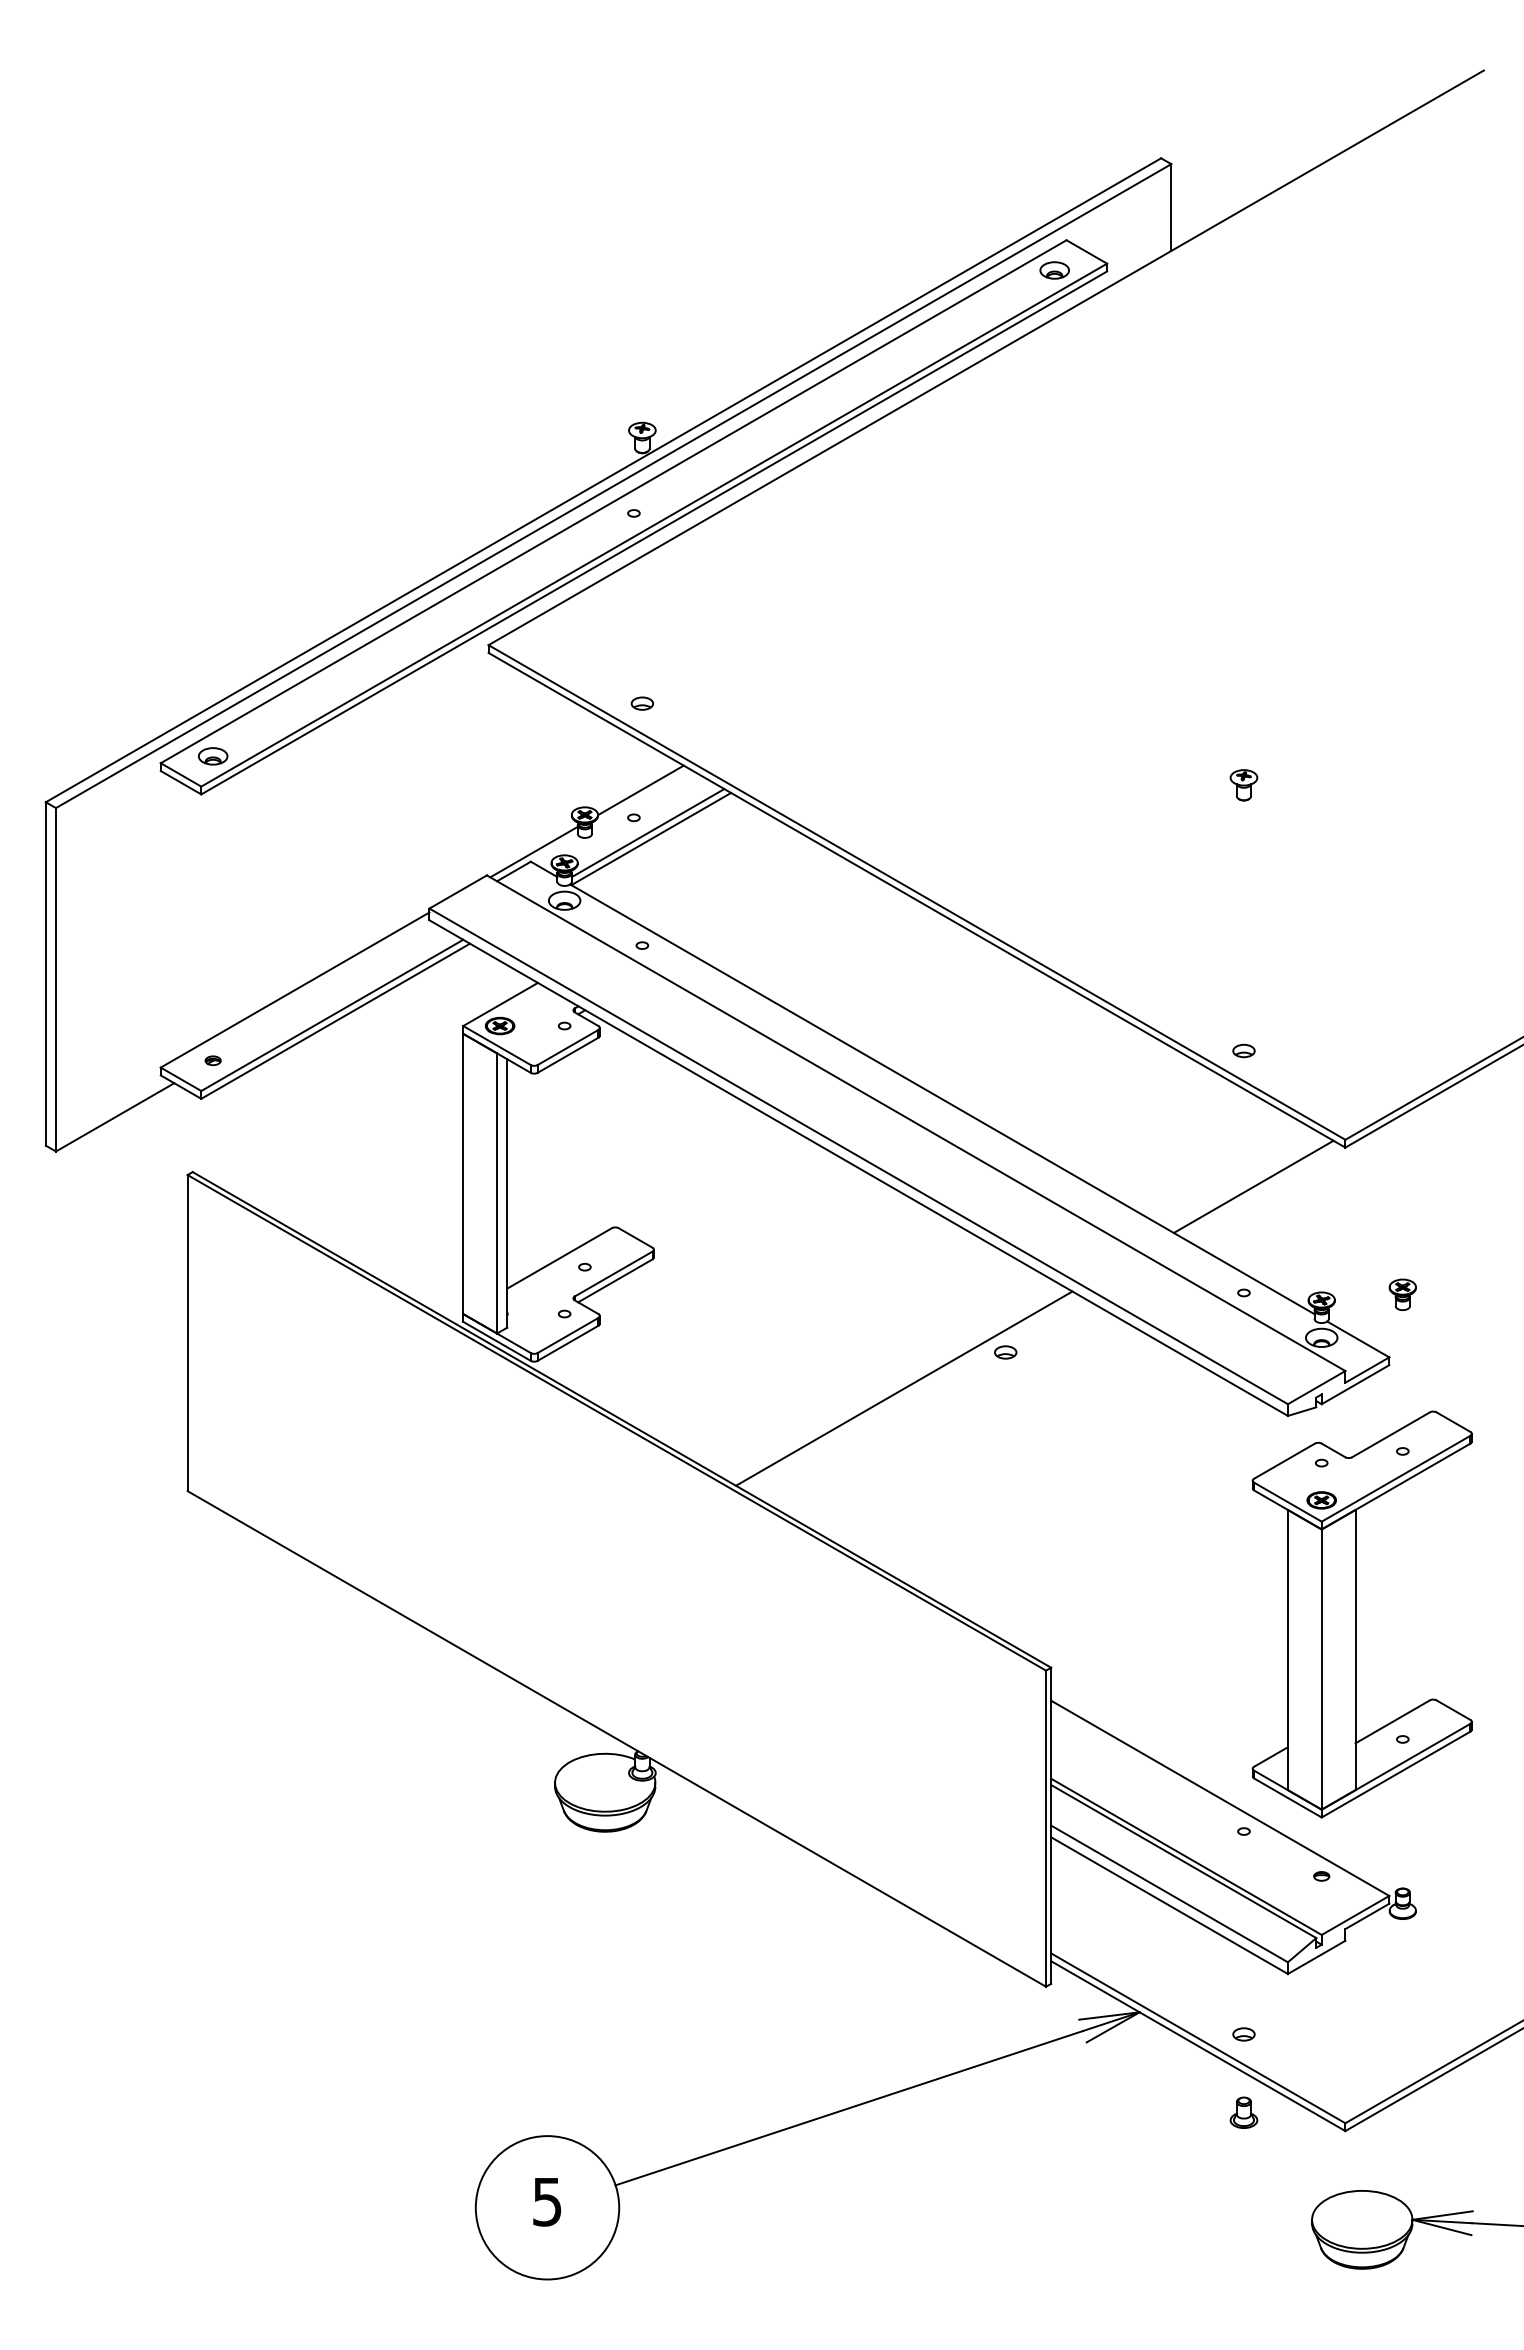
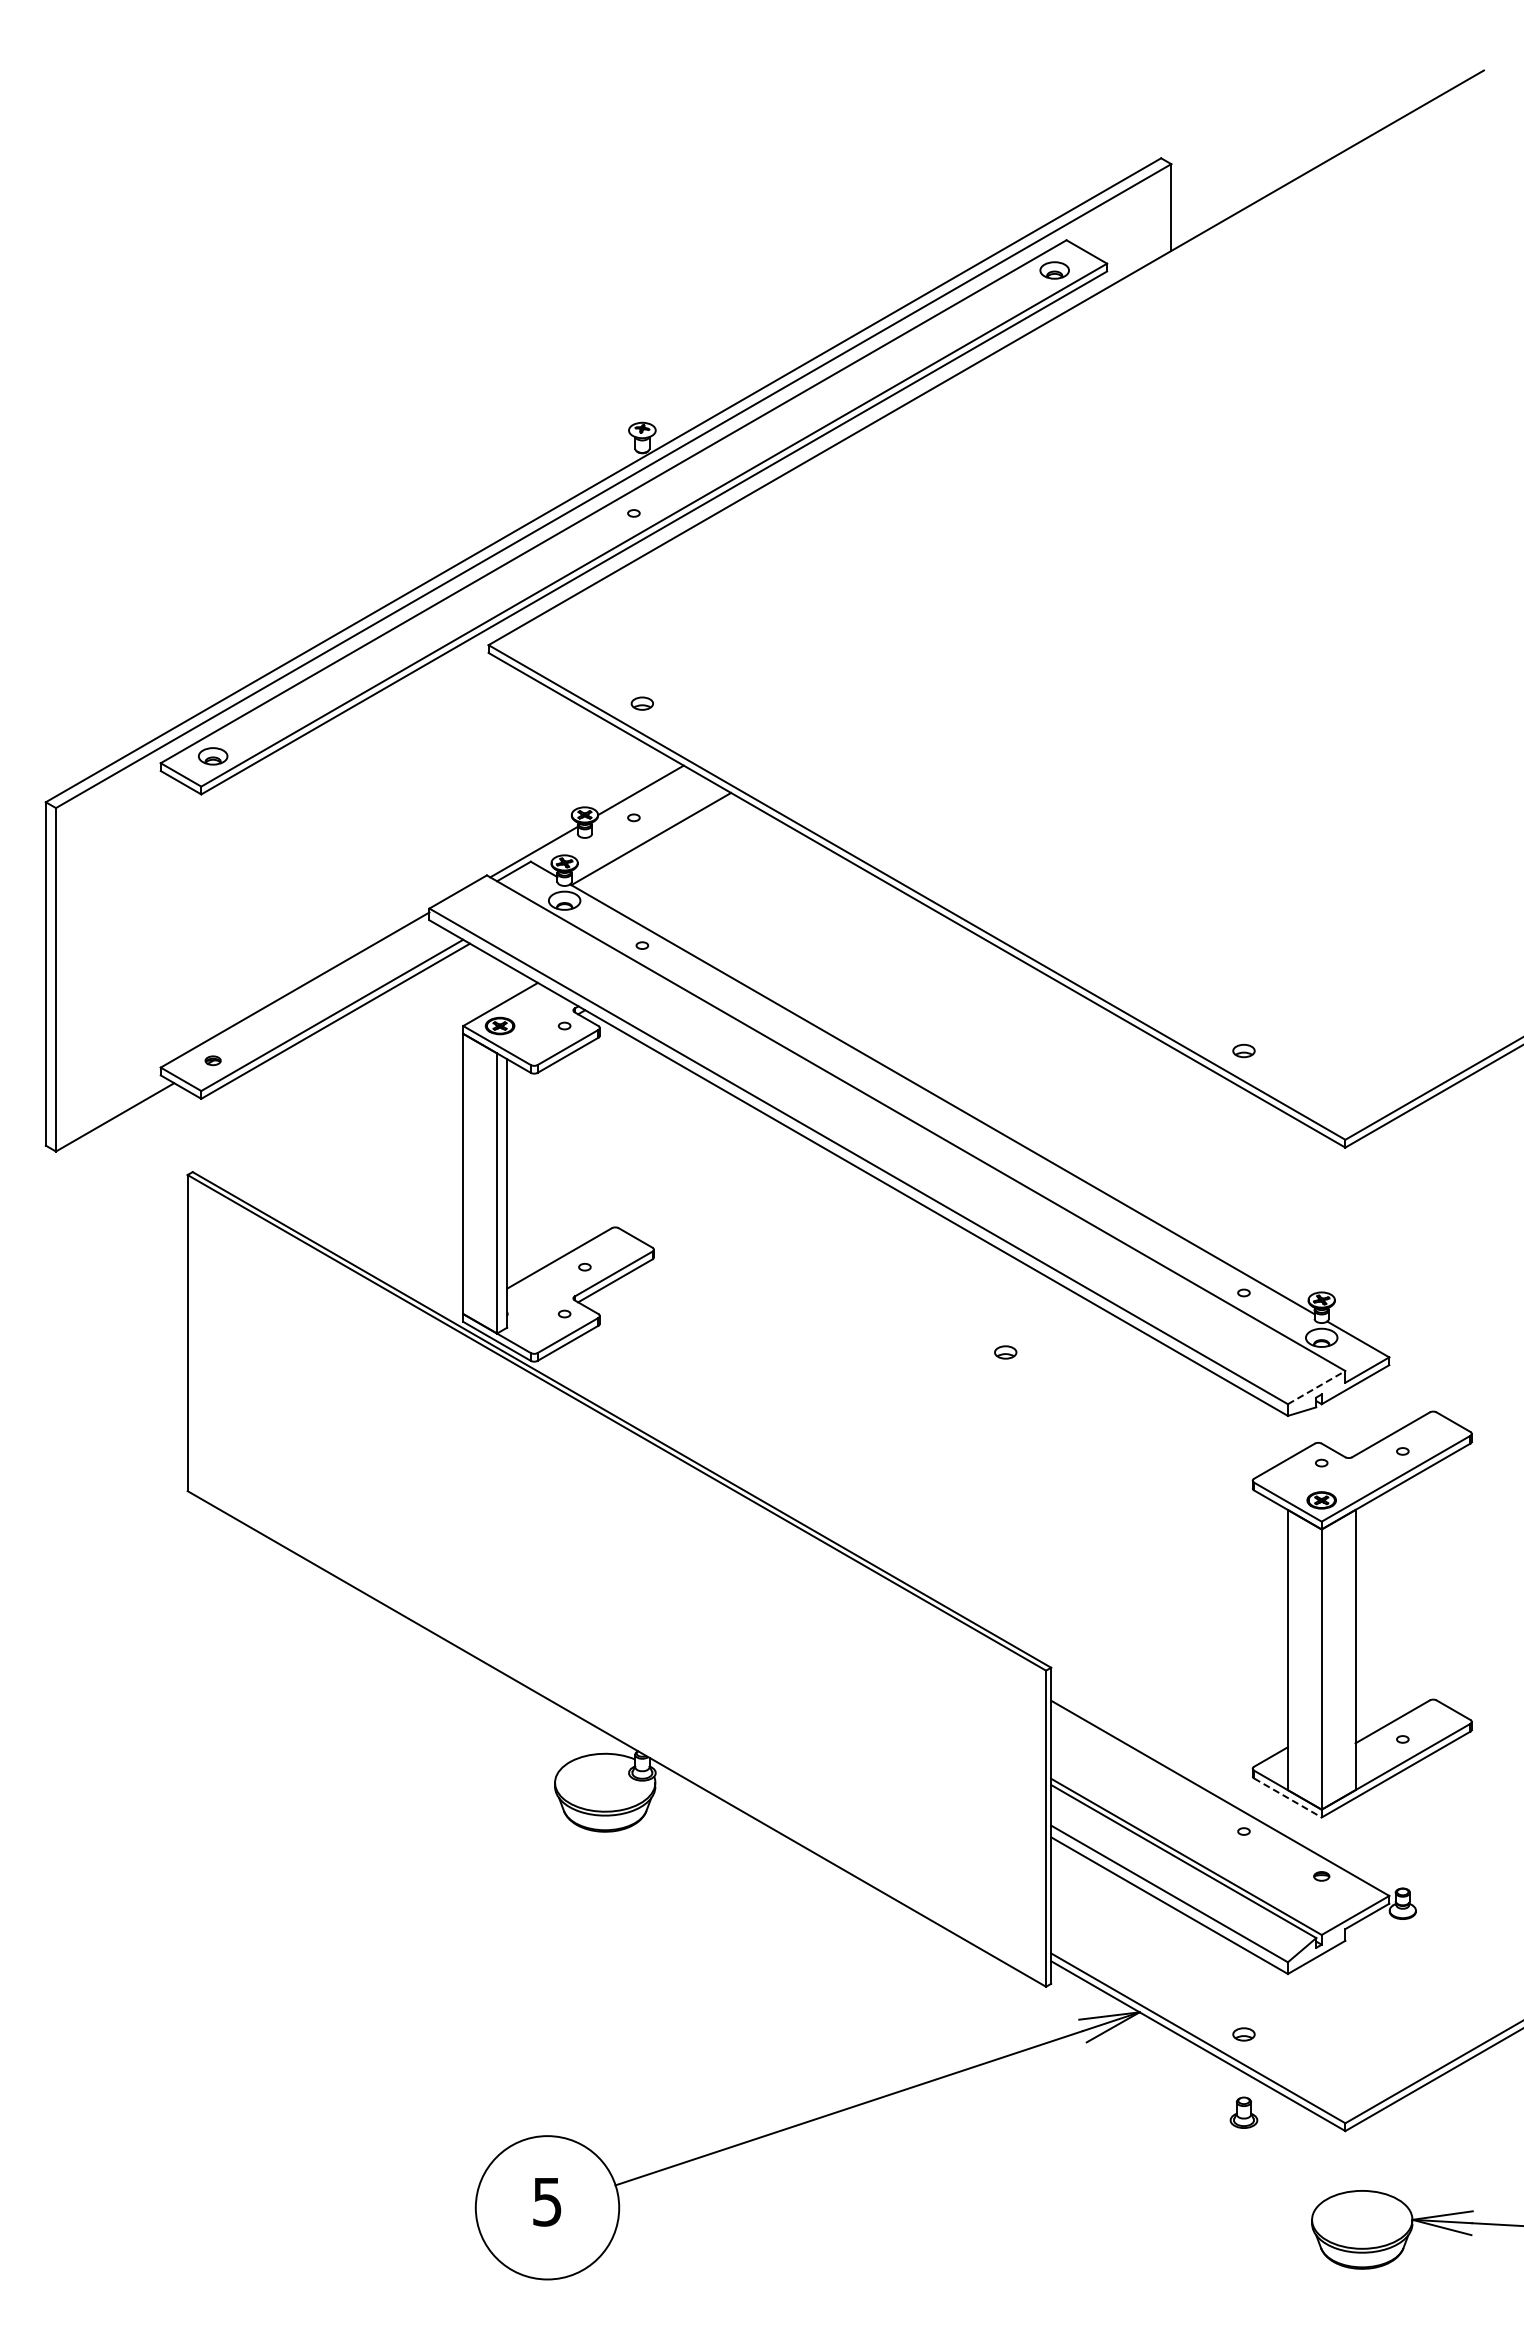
part: present -> none (1243, 785)
line: present -> none (647, 833)
line: present -> none (1253, 1186)
part: present -> none (1402, 1294)
line: solid -> dashed (1317, 1387)
line: present -> none (904, 1388)
line: solid -> dashed (1288, 1798)
